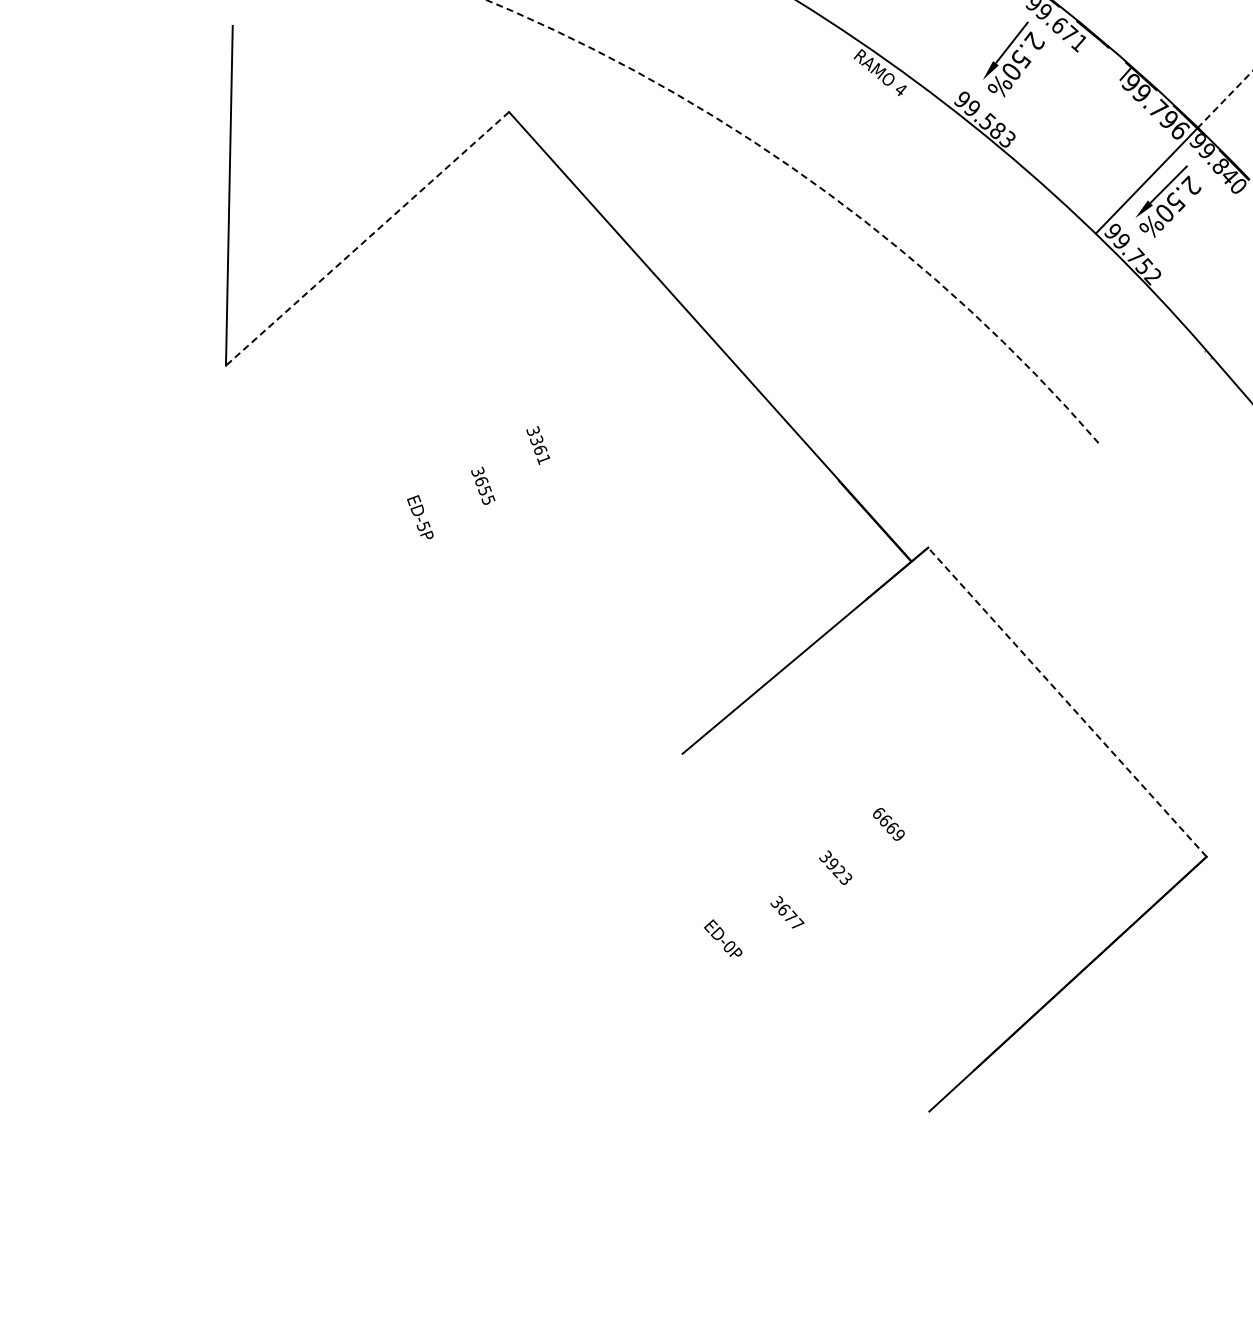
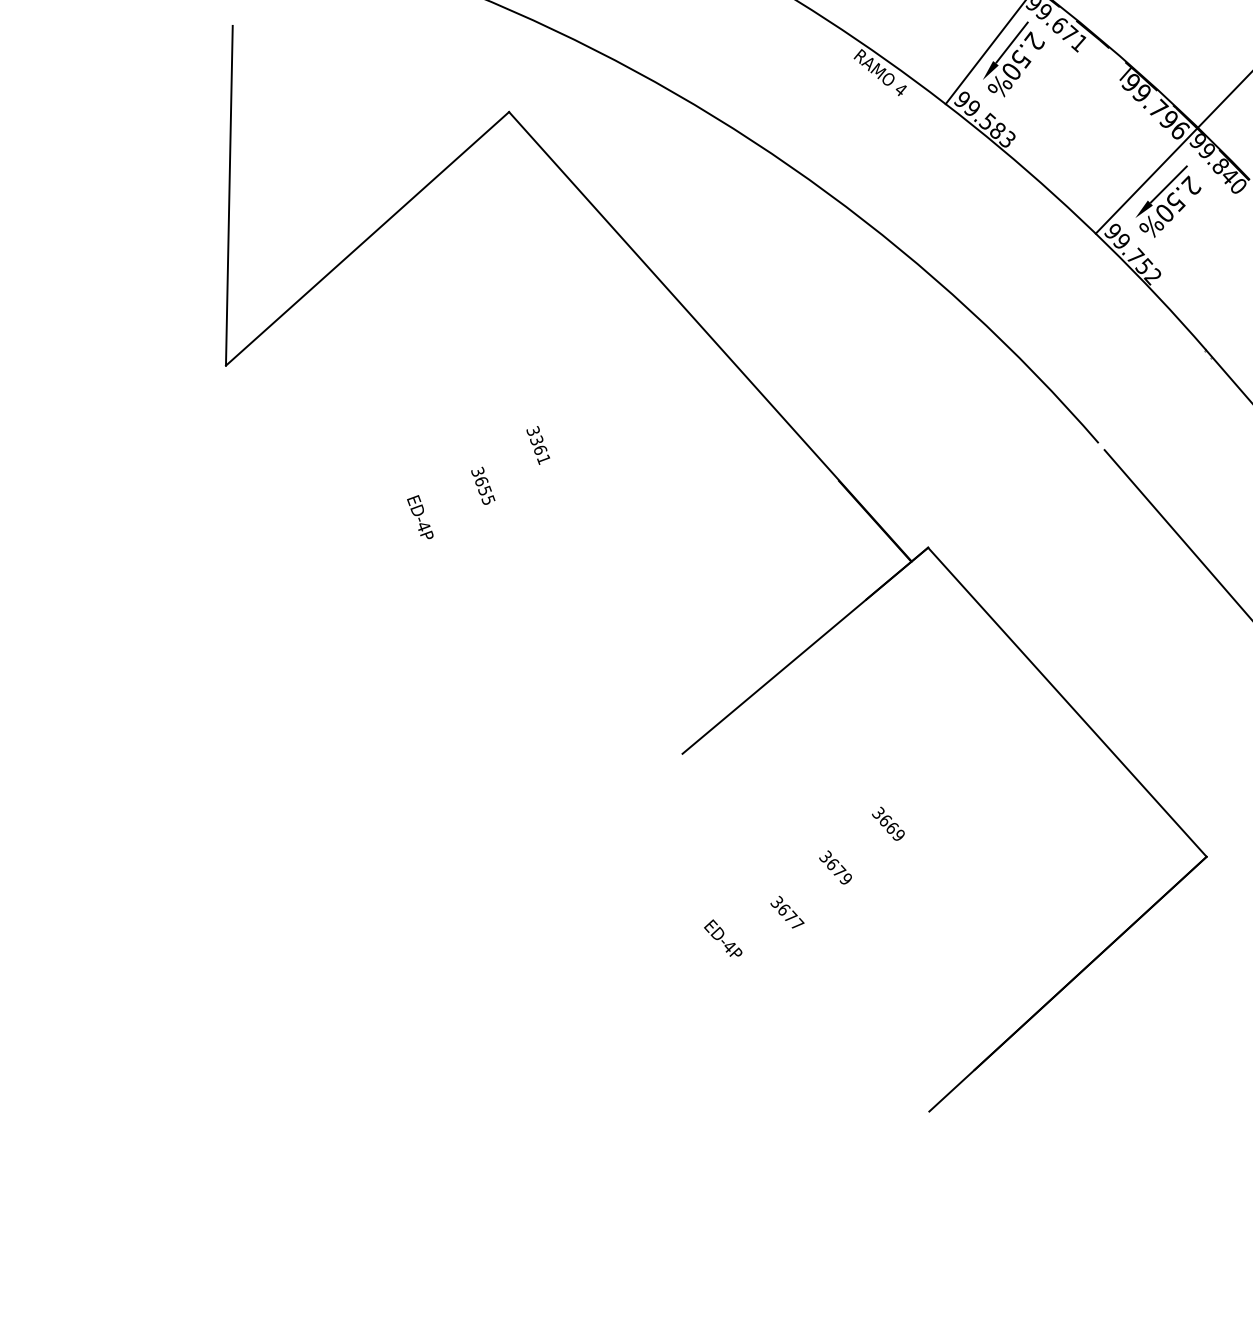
line: none -> present (984, 53)
line: dashed -> solid (1225, 99)
arc: dashed -> solid (820, 188)
line: dashed -> solid (367, 239)
text: ED-5P -> ED-4P (423, 526)
line: none -> present (1176, 533)
line: dashed -> solid (1067, 701)
text: 6669 -> 3669 (878, 812)
text: 3923 -> 3679 (839, 871)
text: ED-0P -> ED-4P (729, 946)
